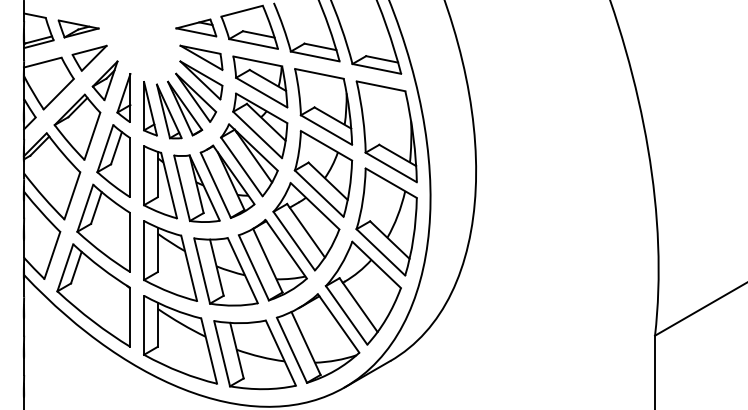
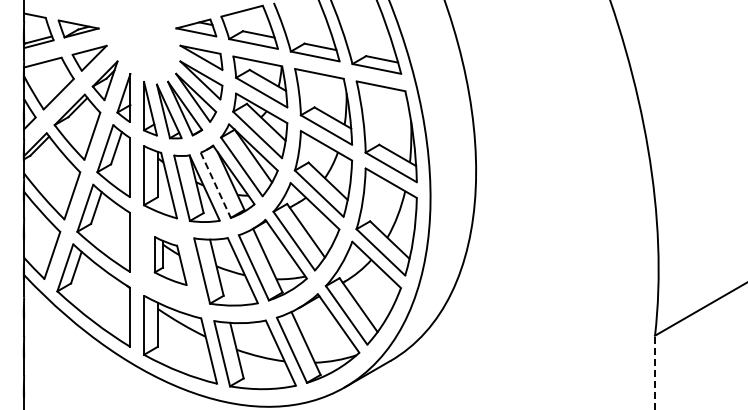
line: solid -> dashed (215, 185)
part size: 56x82 px -> 35x50 px (170, 260)
line: solid -> dashed (655, 372)
